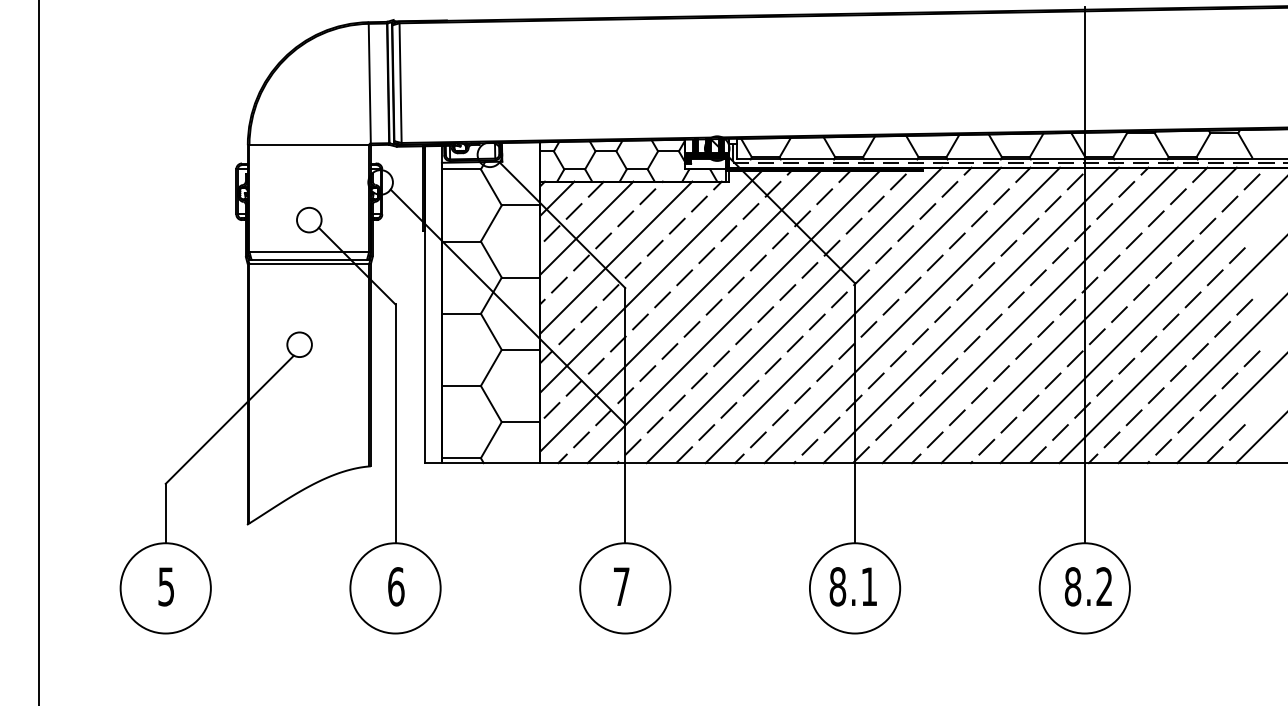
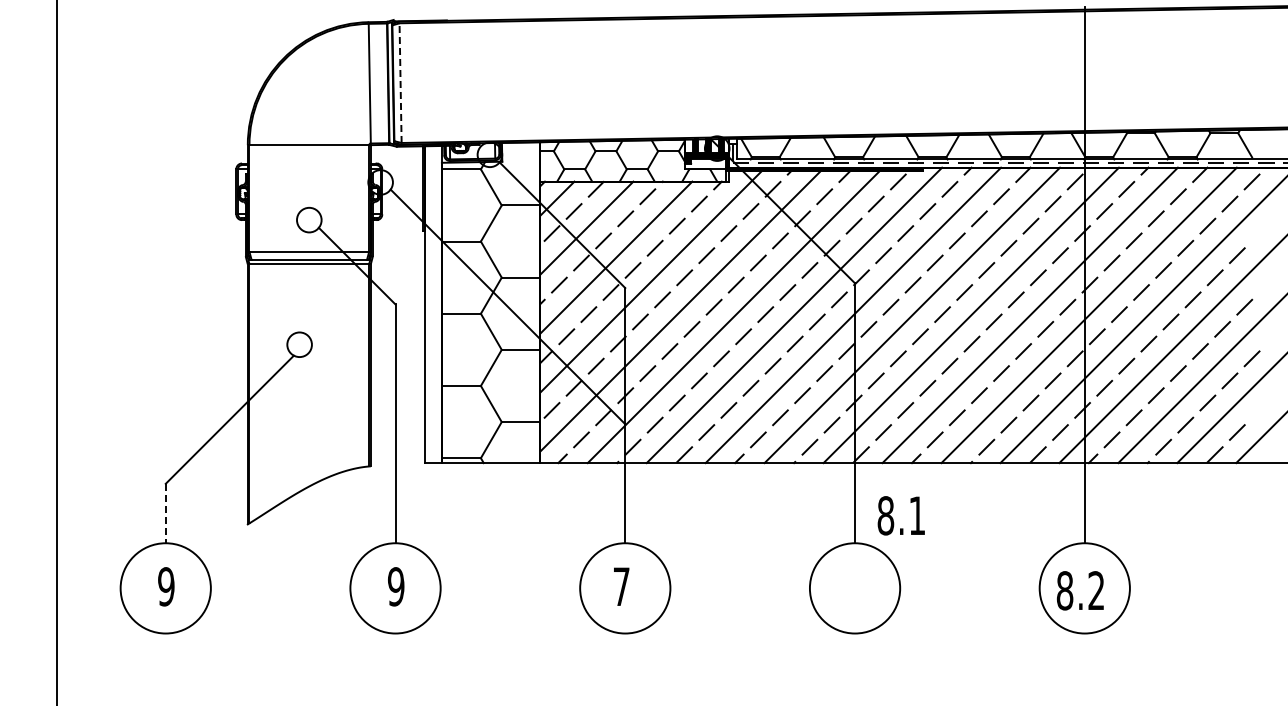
line: solid -> dashed (400, 83)
line position: (38, 352) -> (56, 352) (56, 352)
line: solid -> dashed (165, 513)
text: 5 -> 9 (166, 586)
text: 6 -> 9 (396, 586)
text position: (852, 586) -> (900, 515) (900, 515)
text position: (1088, 586) -> (1080, 590) (1080, 590)
